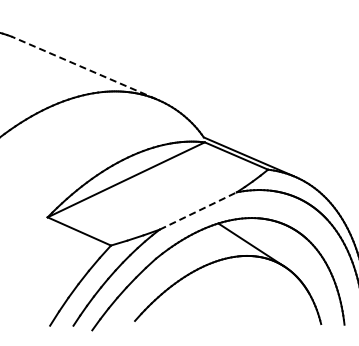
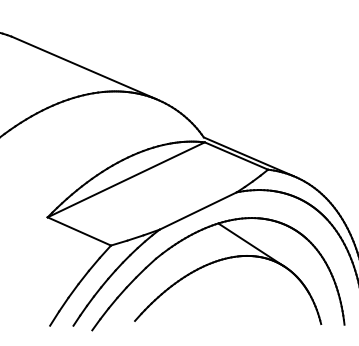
line: dashed -> solid (83, 67)
line: dashed -> solid (198, 211)
